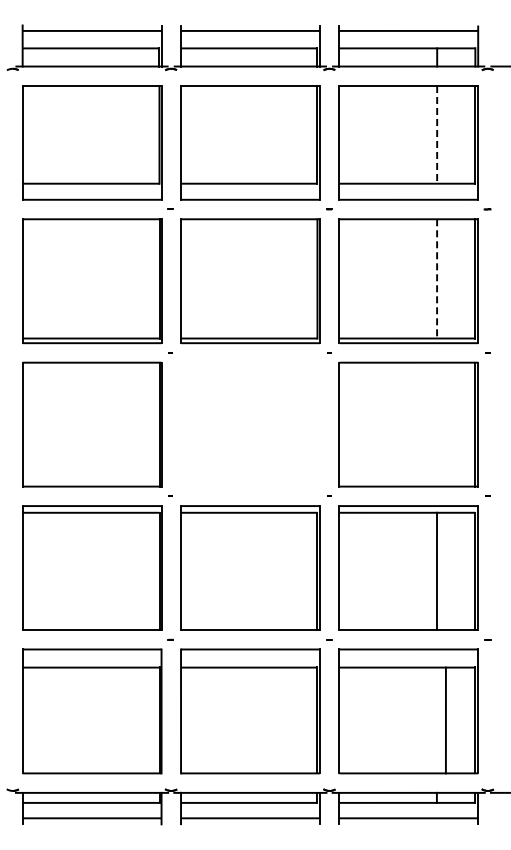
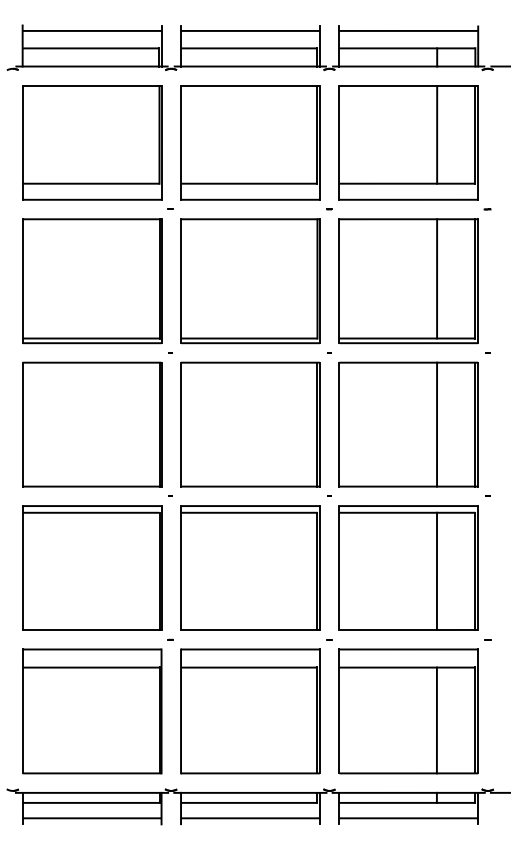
line: dashed -> solid (437, 134)
line: dashed -> solid (437, 278)
part: none -> present (250, 424)
line: none -> present (437, 424)
line position: (445, 720) -> (436, 720) (436, 720)
